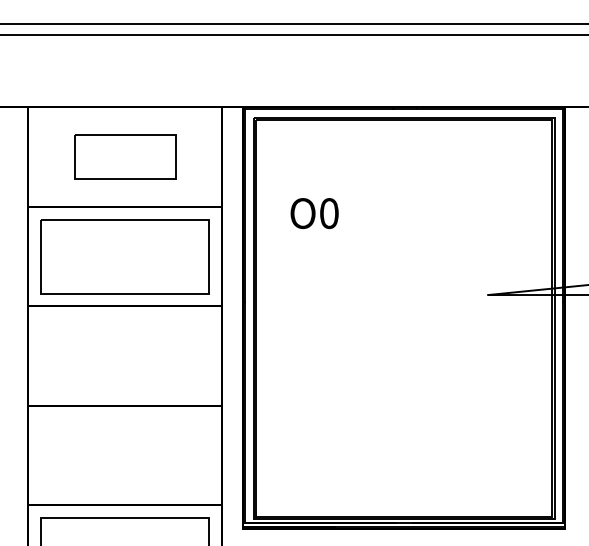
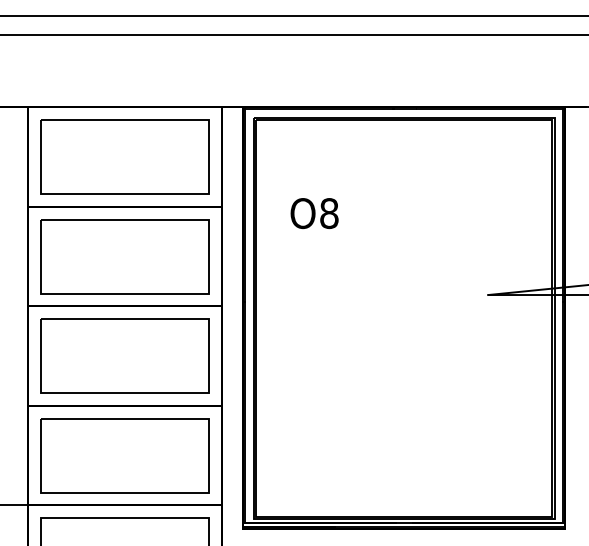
line position: (293, 24) -> (293, 16) (293, 16)
part size: 103x46 px -> 170x76 px (124, 156)
text: O0 -> O8 (329, 213)
part: none -> present (124, 355)
part: none -> present (124, 455)
line: none -> present (15, 505)
